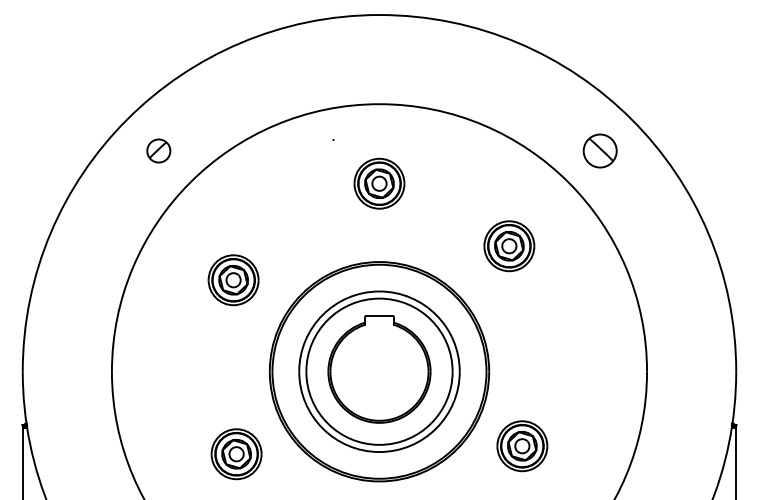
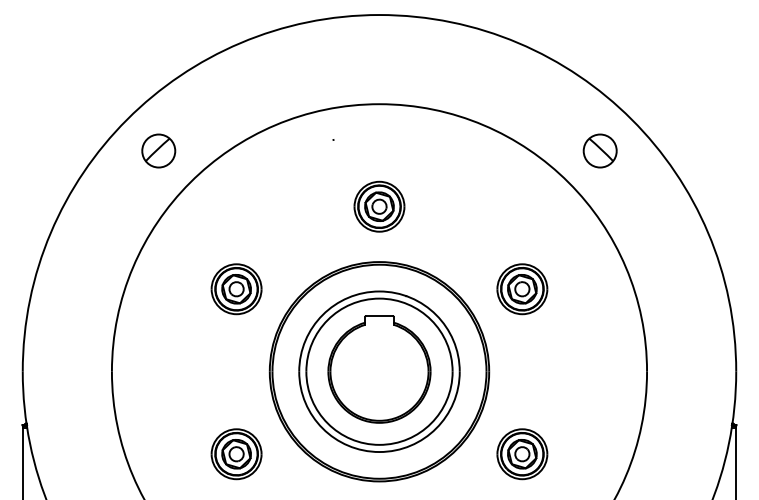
part size: 26x26 px -> 36x36 px (158, 150)
part position: (379, 183) -> (379, 206) (379, 206)
part position: (509, 246) -> (522, 289) (522, 289)
part position: (233, 280) -> (236, 289) (236, 289)
part position: (522, 446) -> (522, 454) (522, 454)
